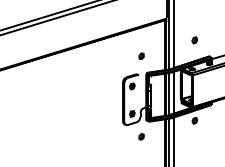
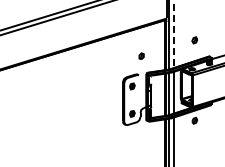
line: solid -> dashed (173, 34)
part: present -> none (141, 136)
